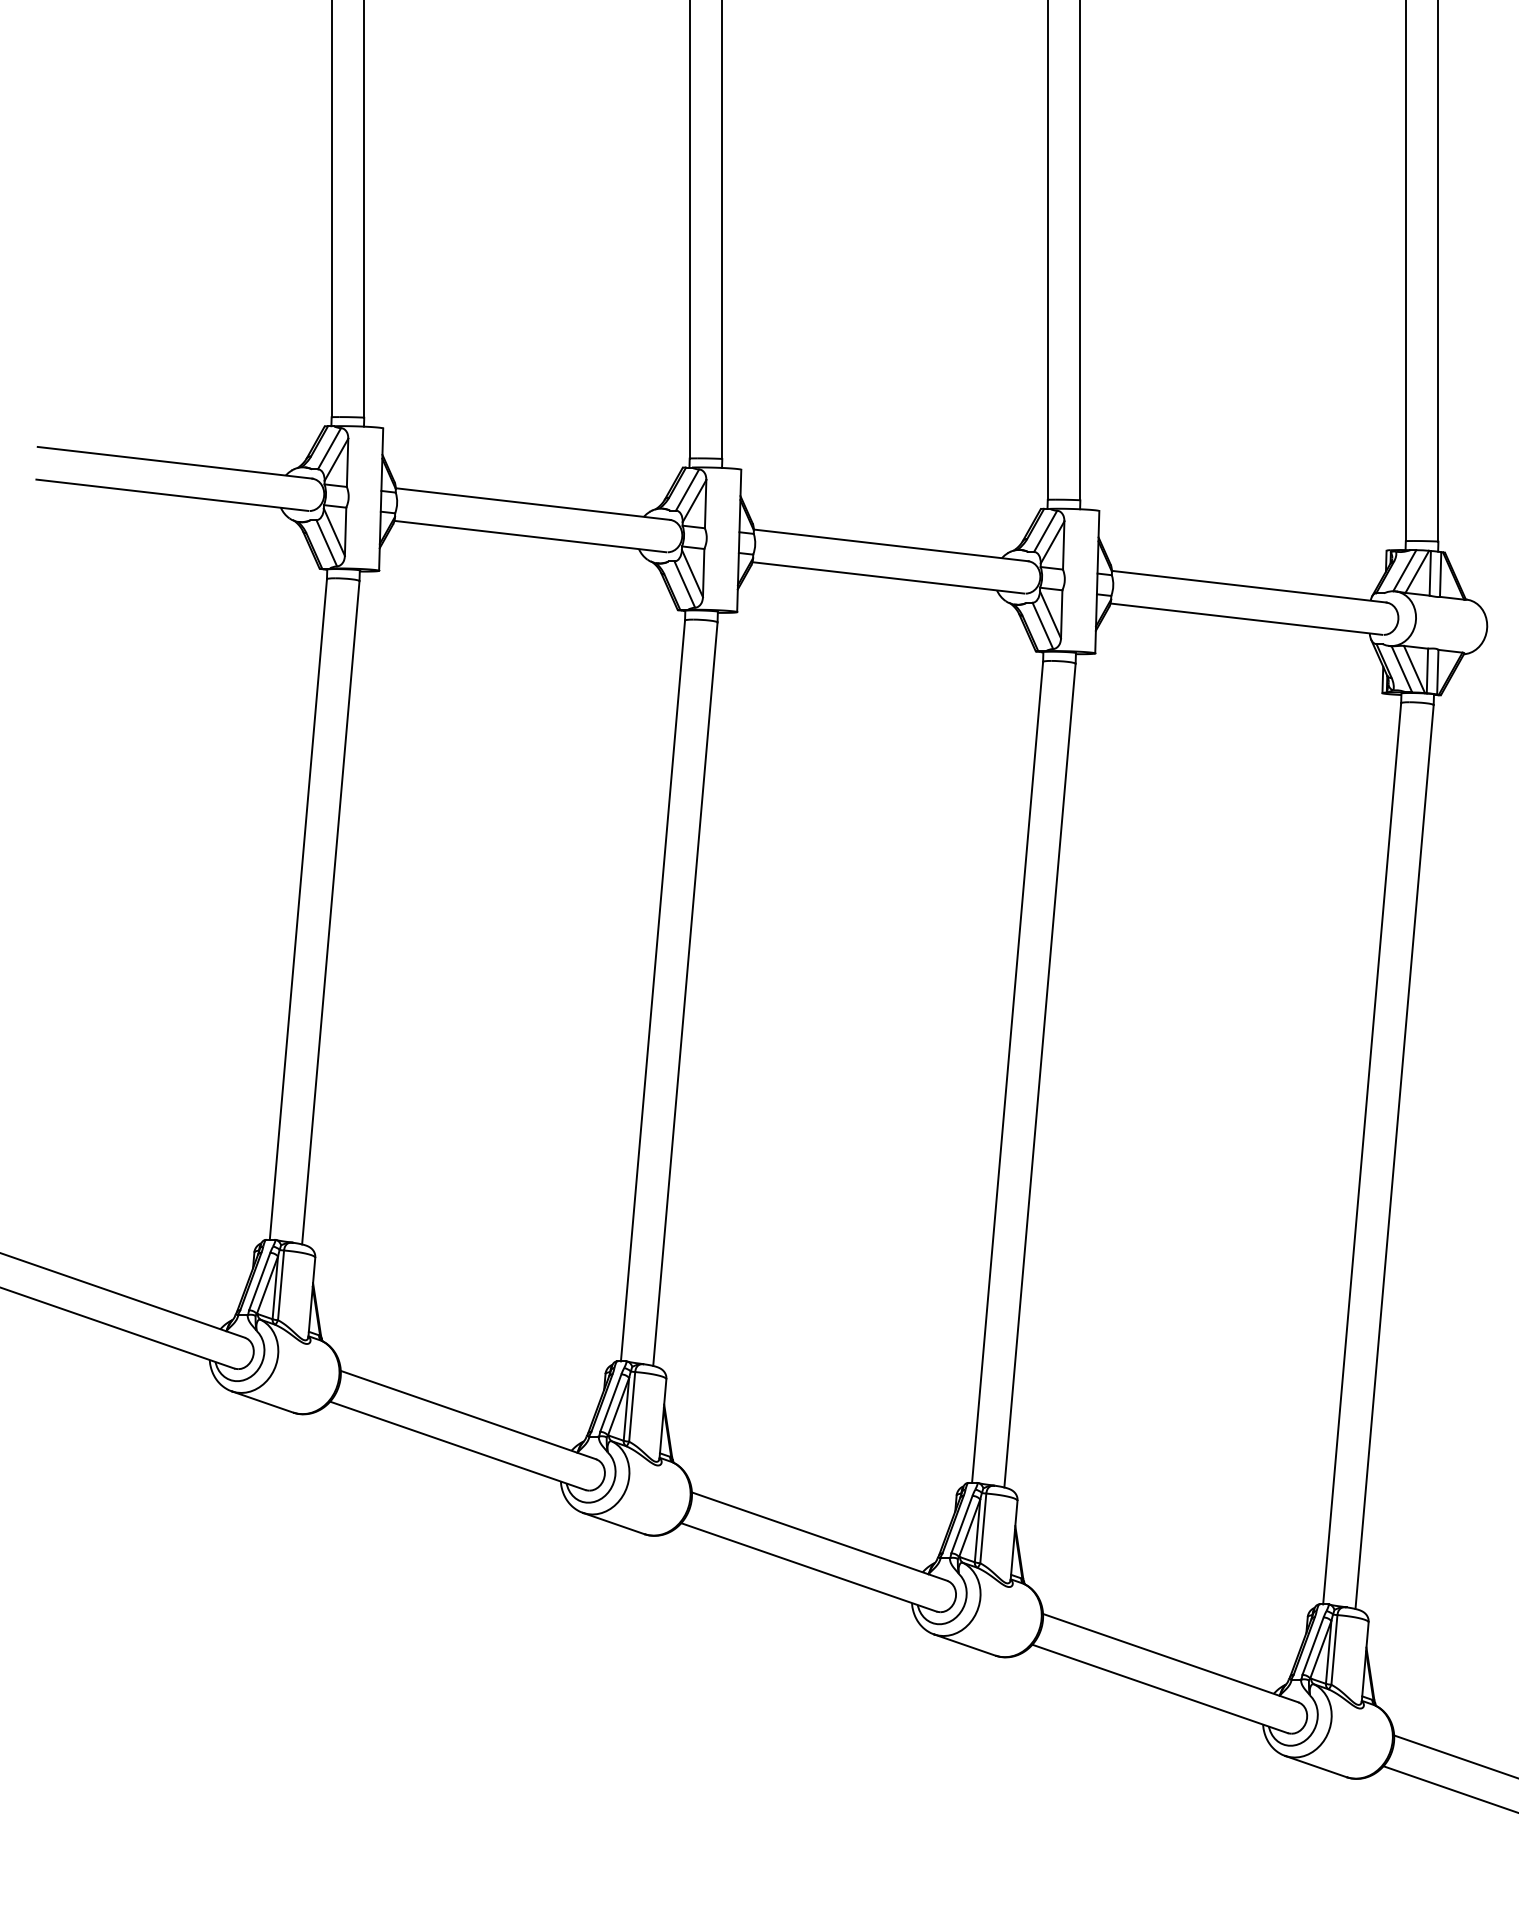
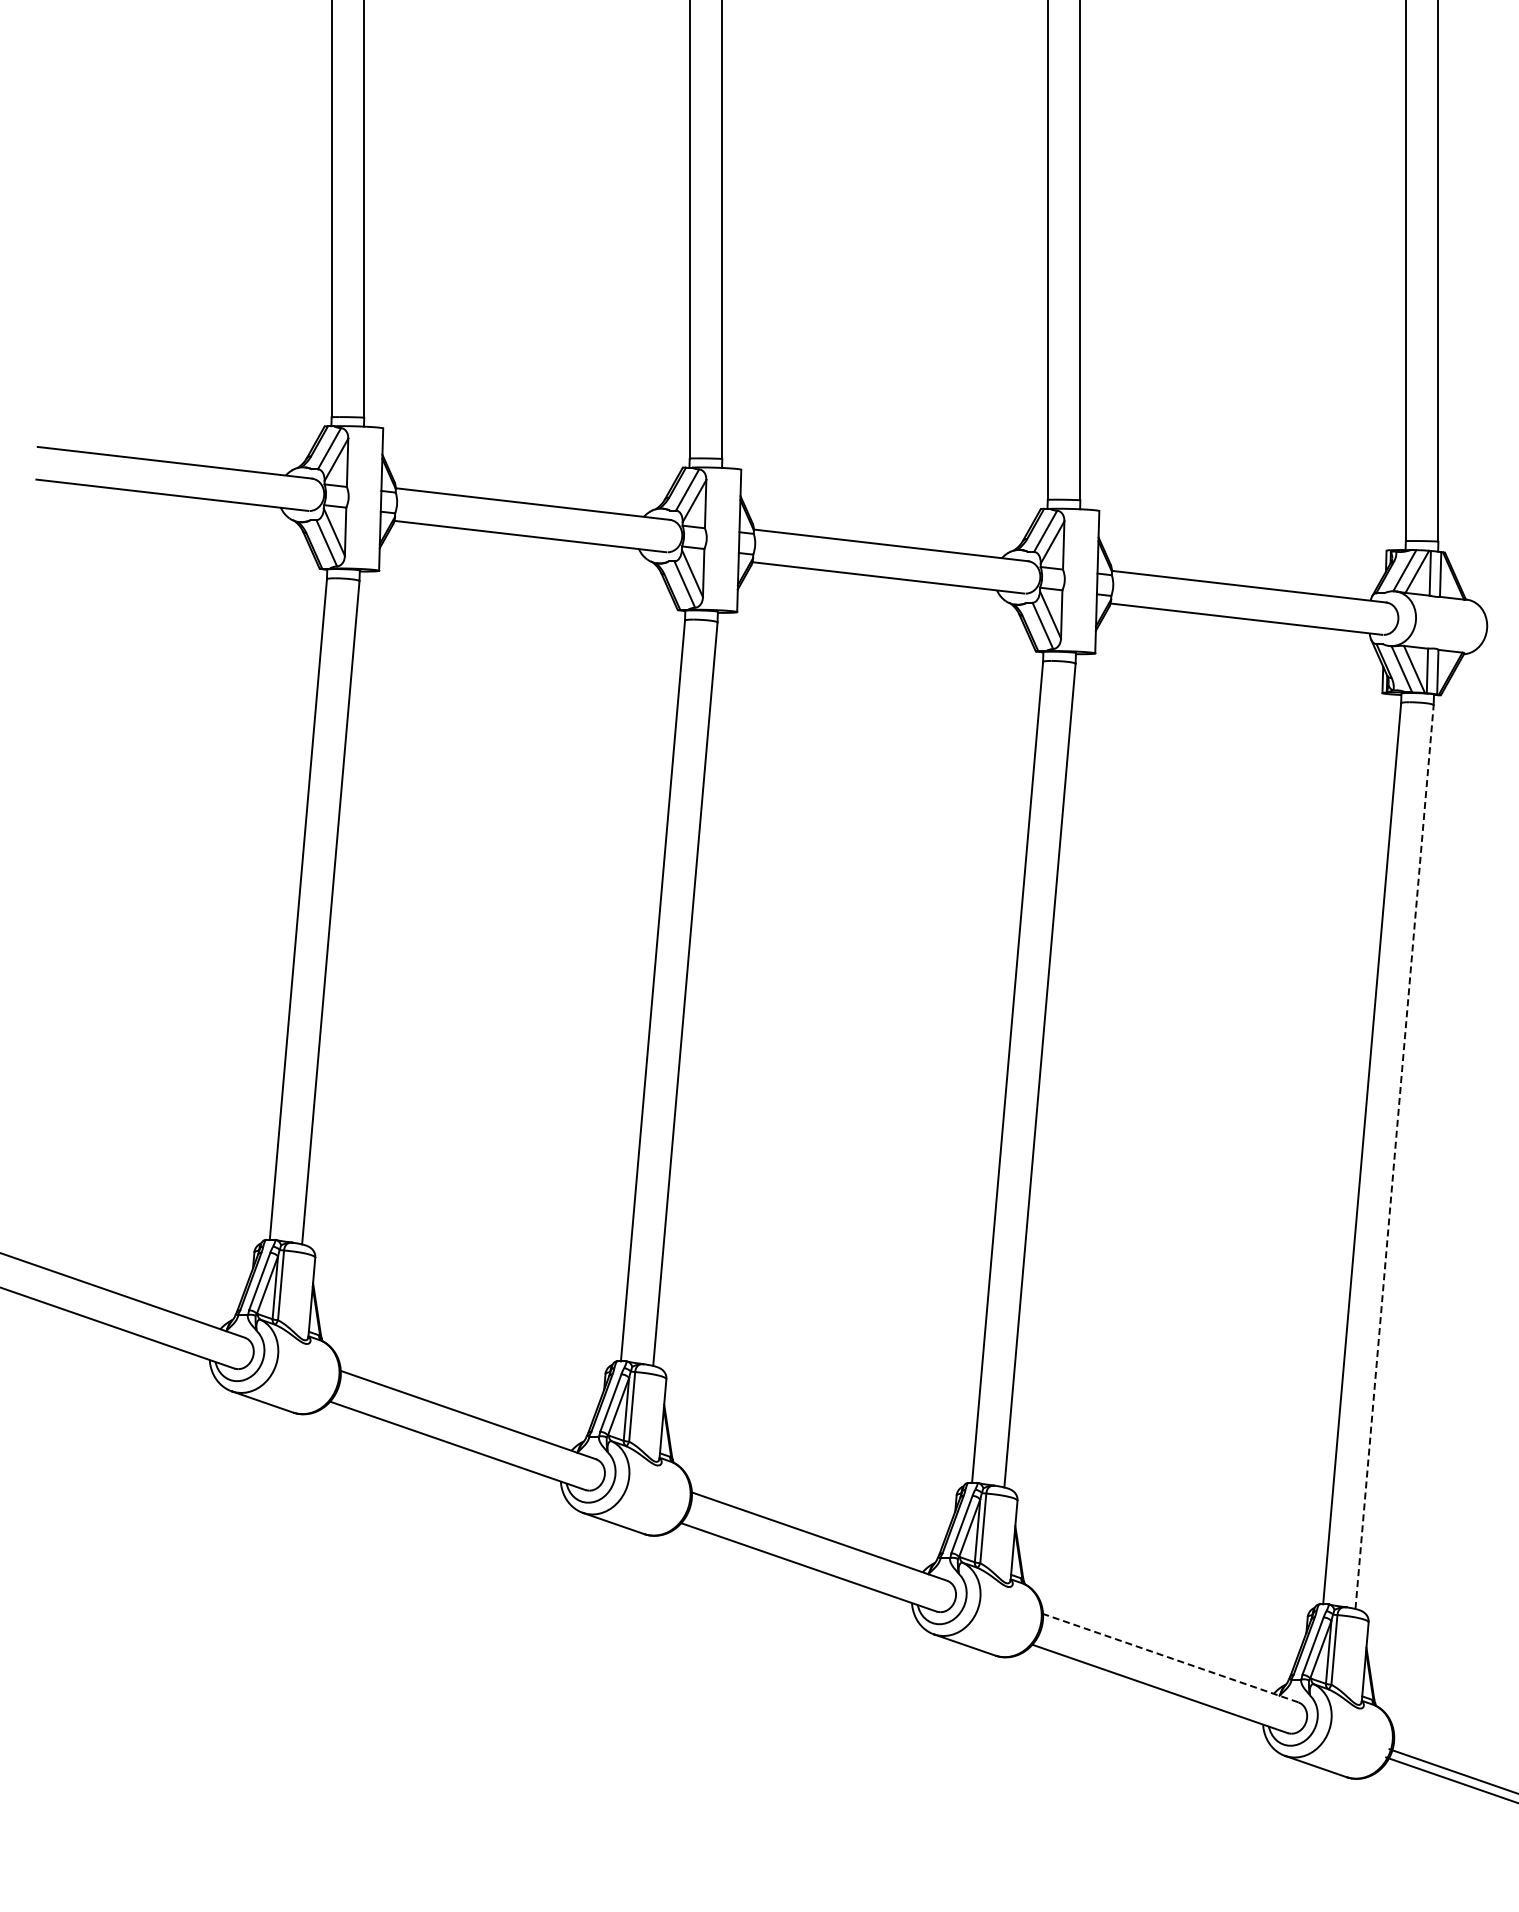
line: solid -> dashed (1394, 1157)
line: solid -> dashed (1170, 1657)
line position: (1454, 1756) -> (1450, 1779) (1450, 1779)
line position: (1449, 1789) -> (1452, 1770) (1452, 1770)
